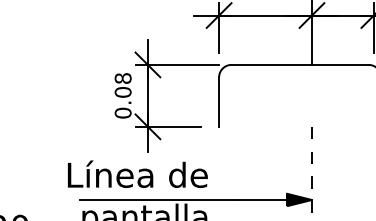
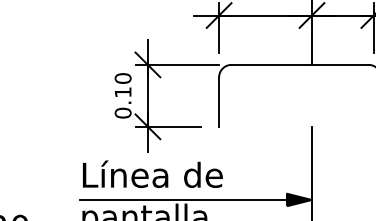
text: 0.08 -> 0.10 (122, 85)
text position: (137, 173) -> (152, 173) (152, 173)
line: dashed -> solid (311, 173)
